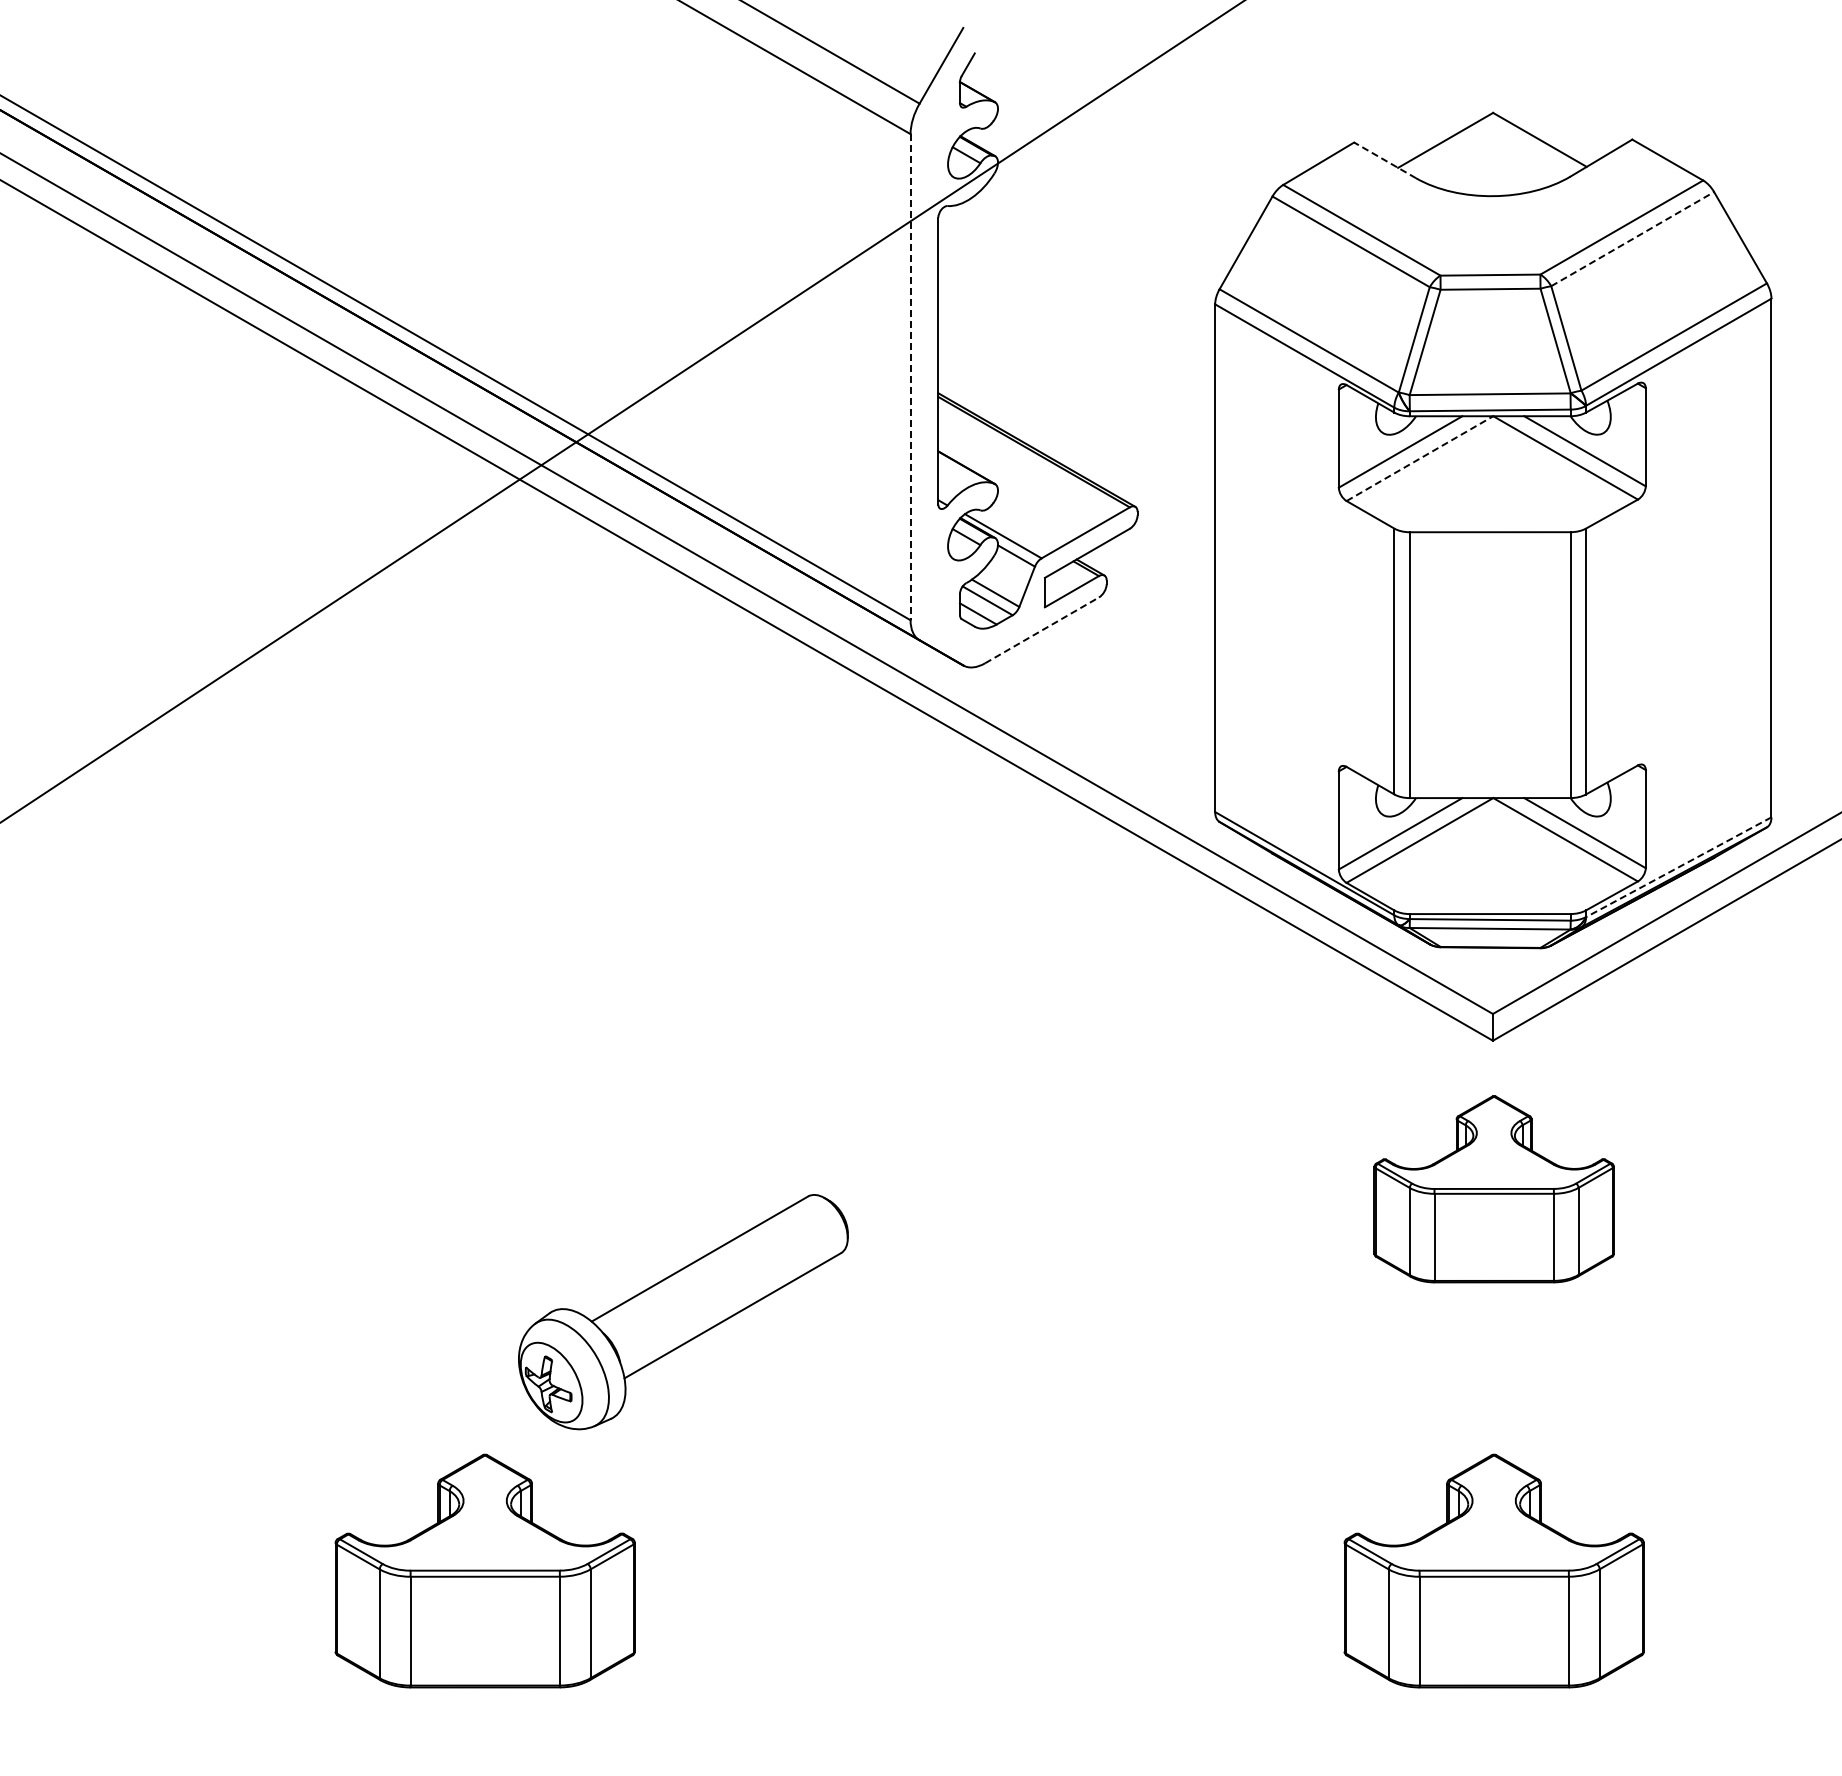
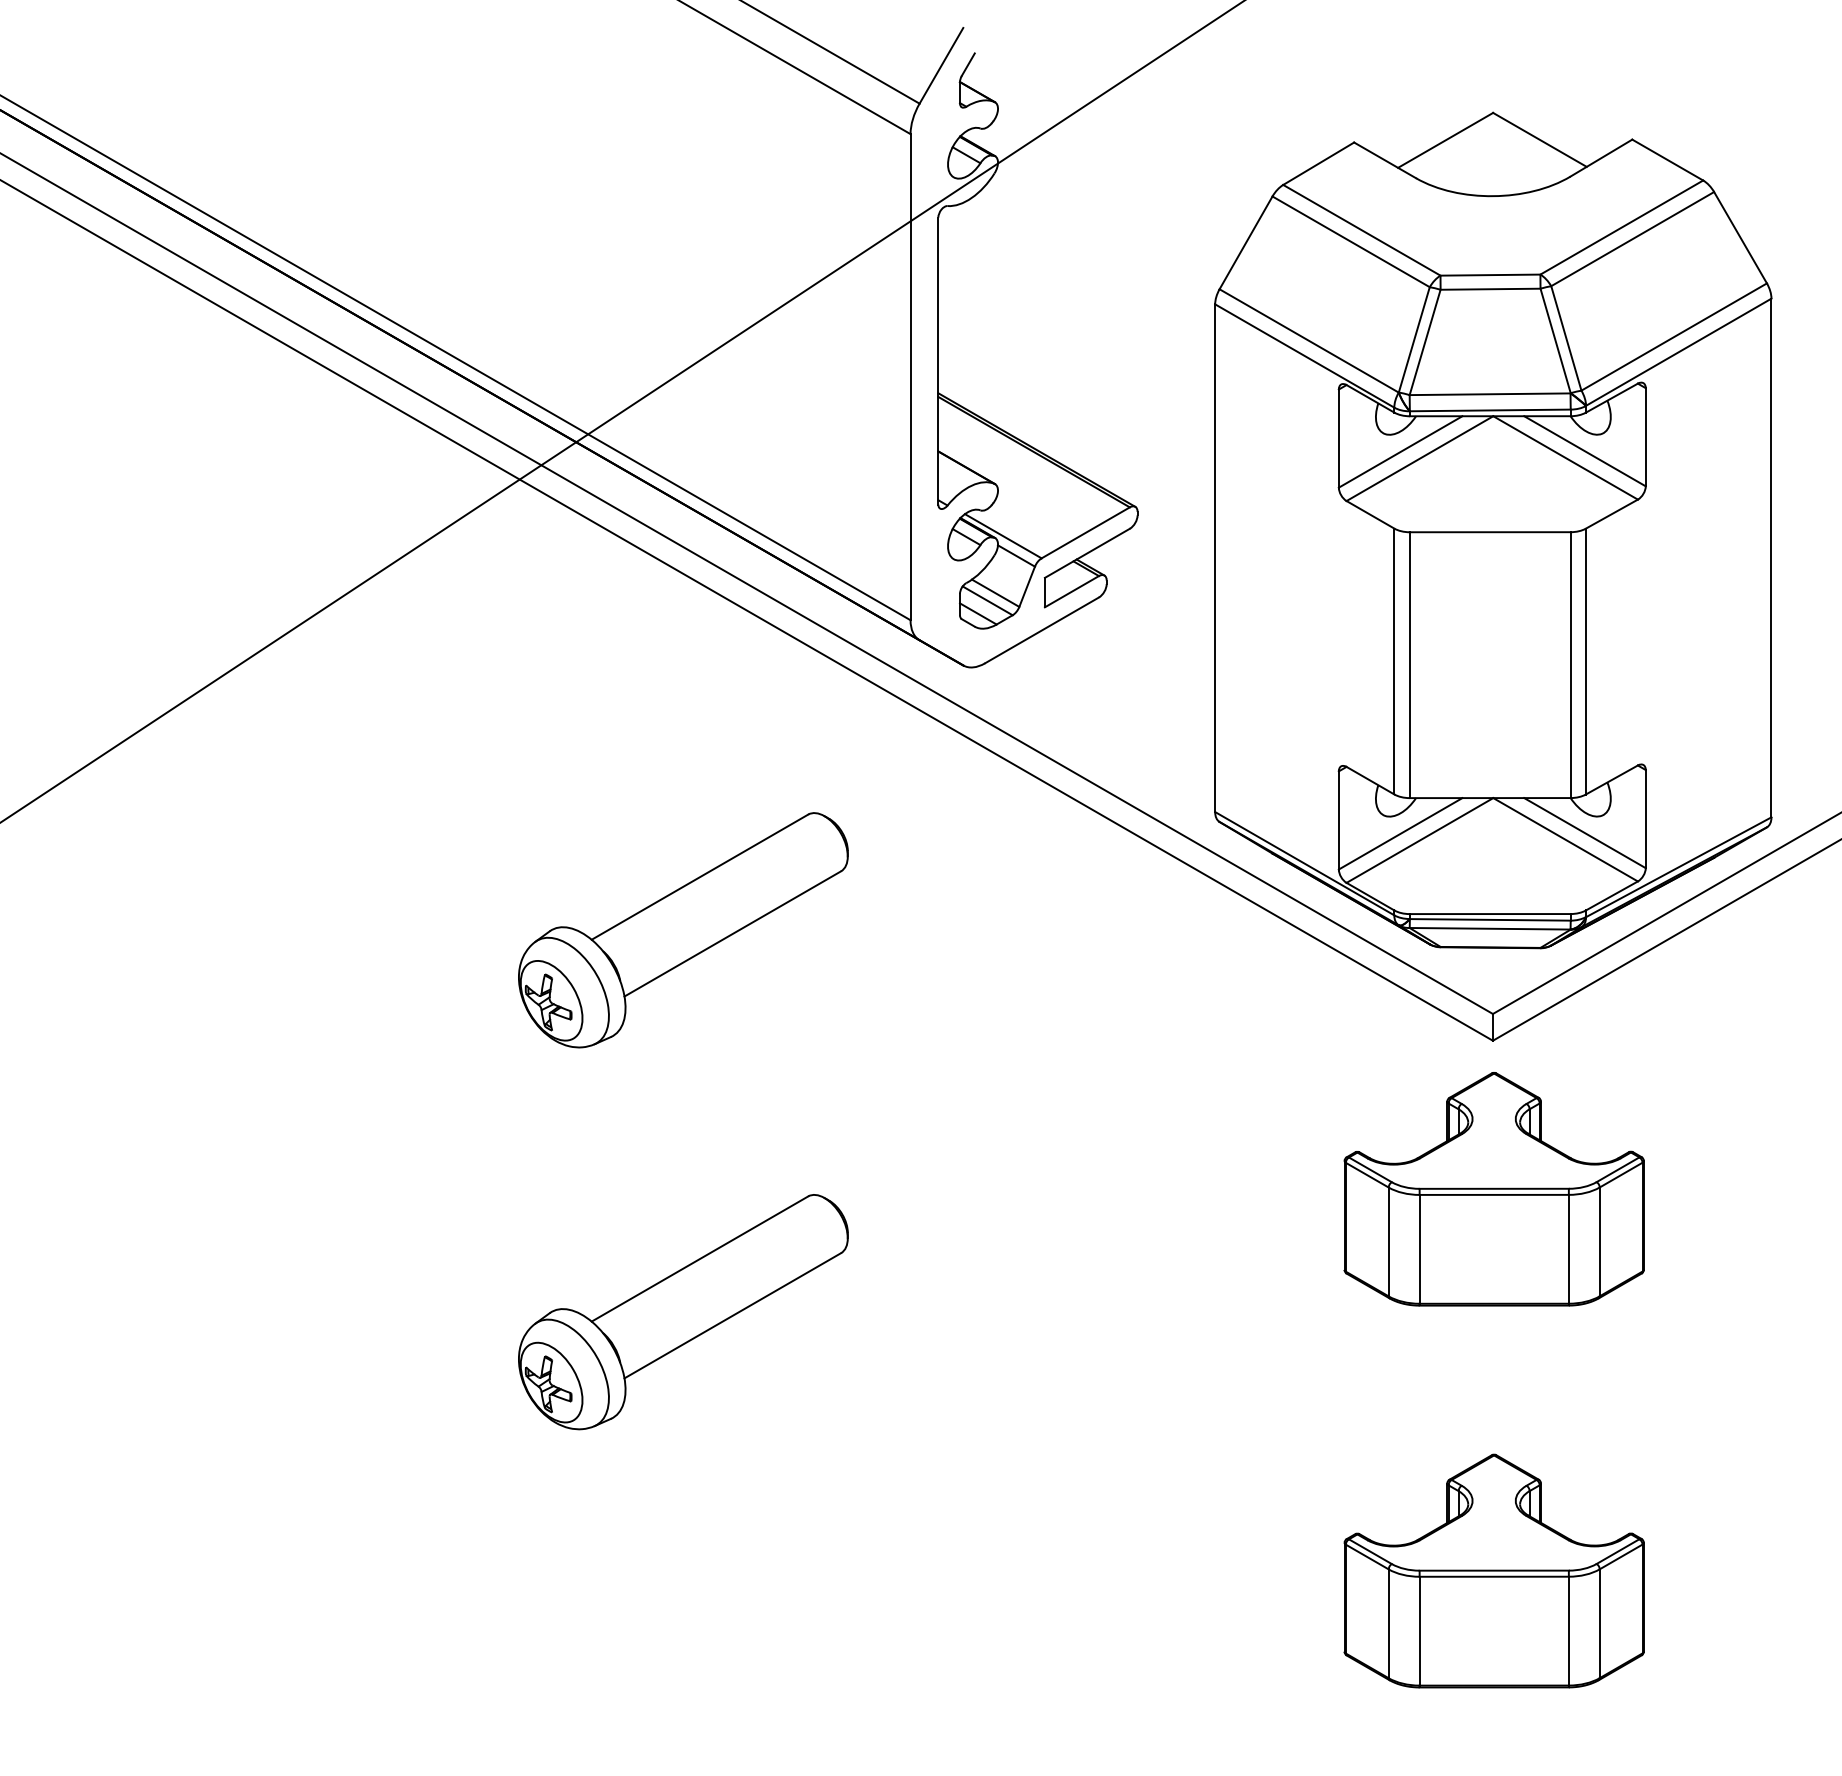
line: dashed -> solid (1385, 160)
line: dashed -> solid (1633, 238)
line: dashed -> solid (910, 377)
line: dashed -> solid (1419, 458)
line: dashed -> solid (1042, 630)
line: dashed -> solid (1678, 867)
part: none -> present (683, 930)
part size: 242x189 px -> 302x235 px (1493, 1189)
part: present -> none (484, 1570)
